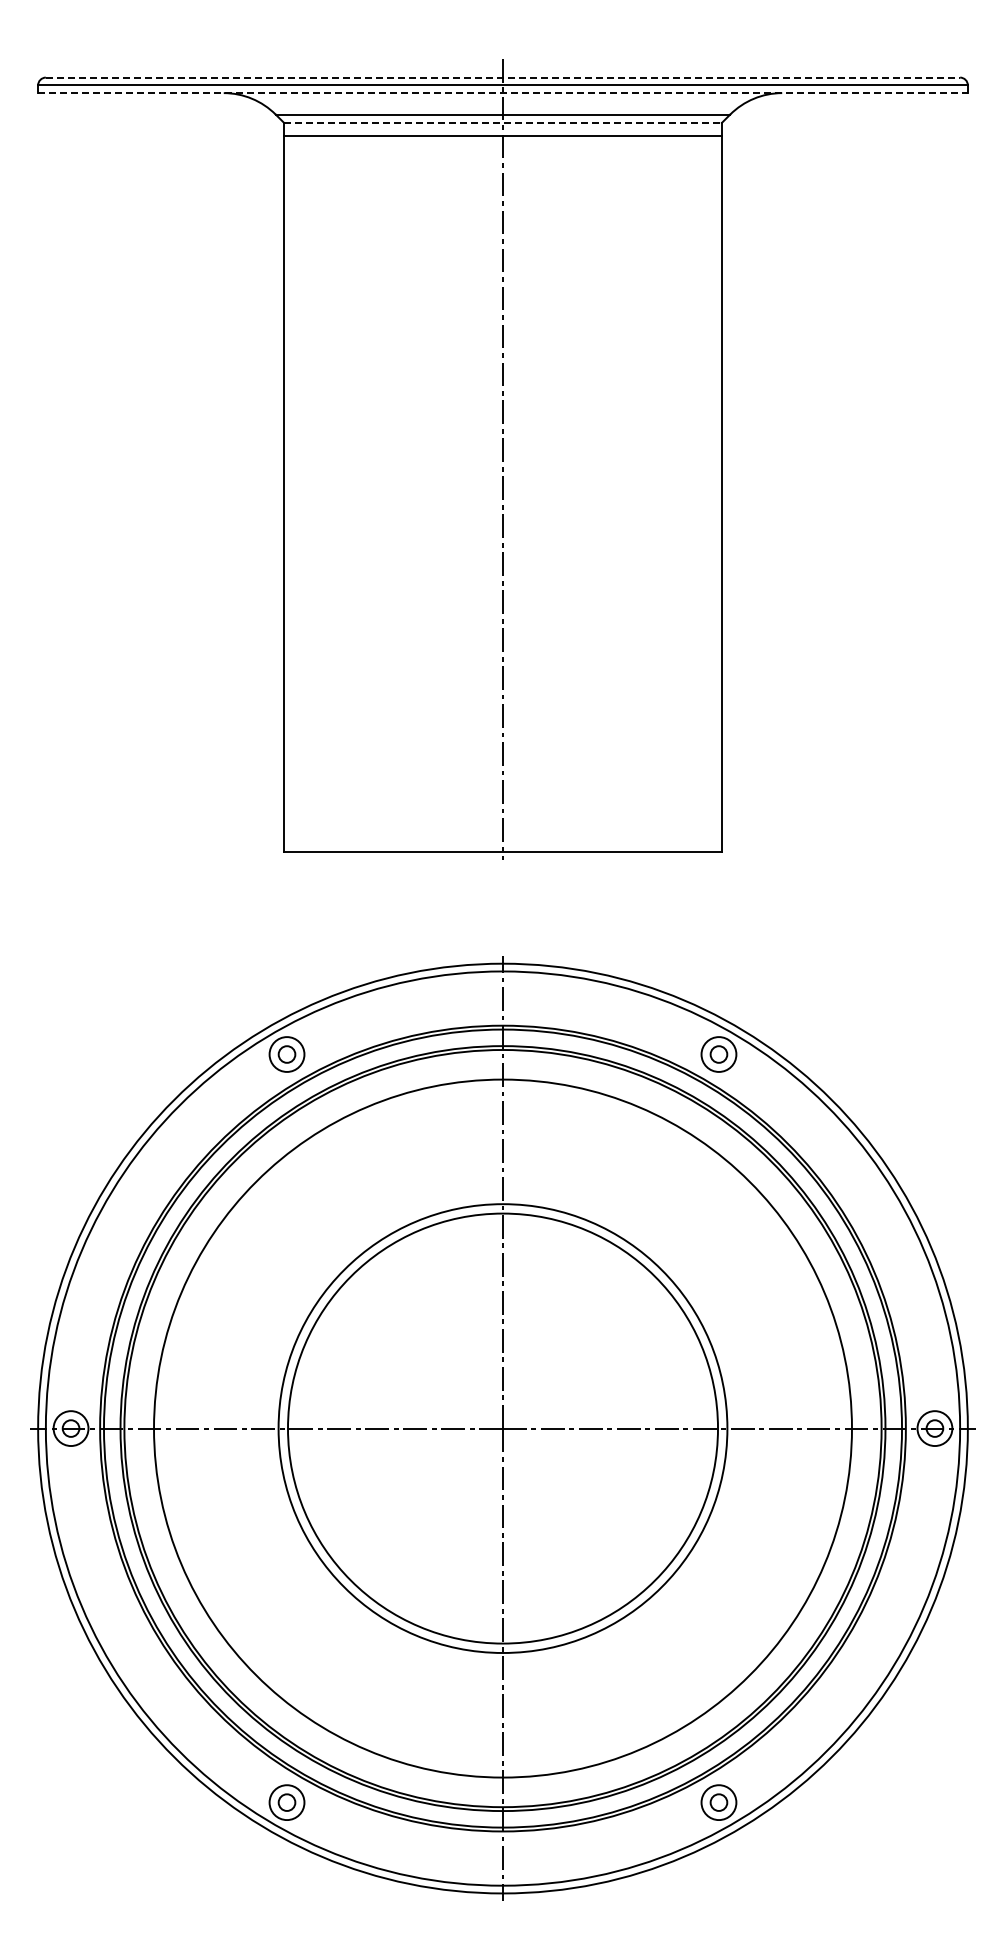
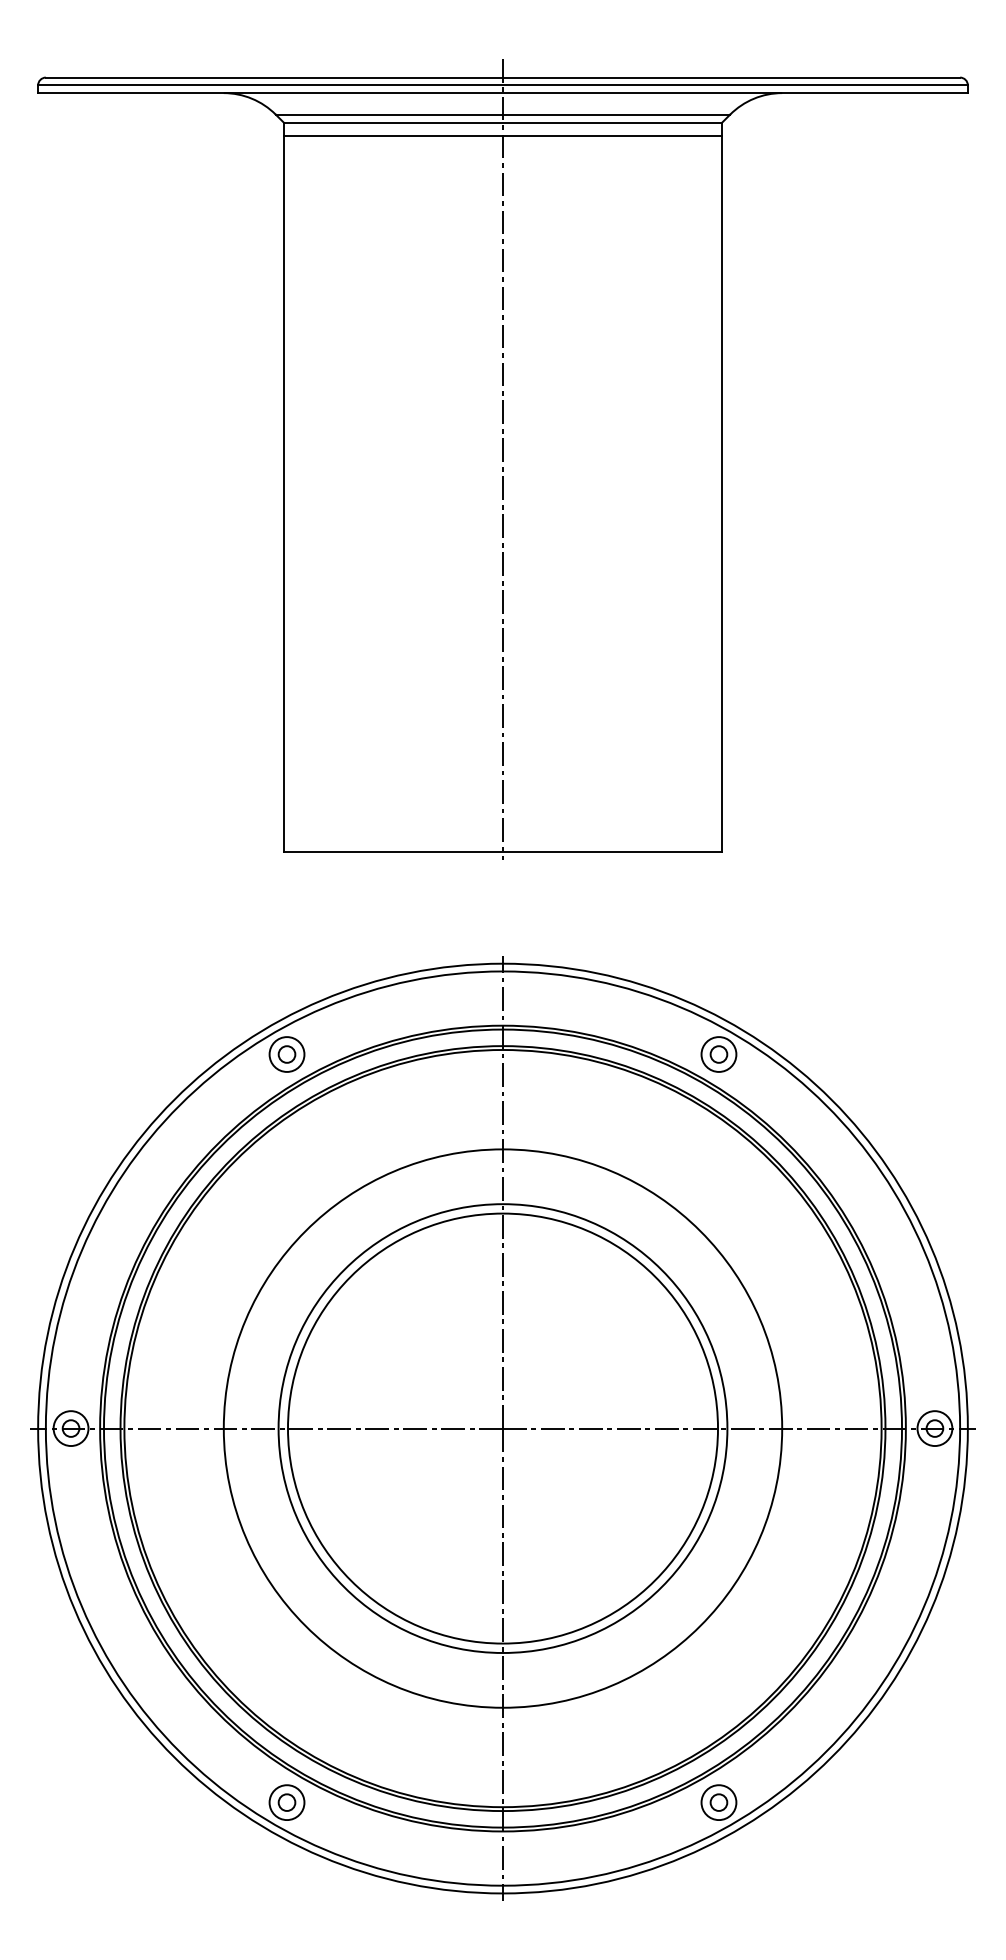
line: dashed -> solid (503, 77)
line: dashed -> solid (503, 93)
line: dashed -> solid (503, 122)
circle diameter: 698 px -> 558 px (502, 1428)
